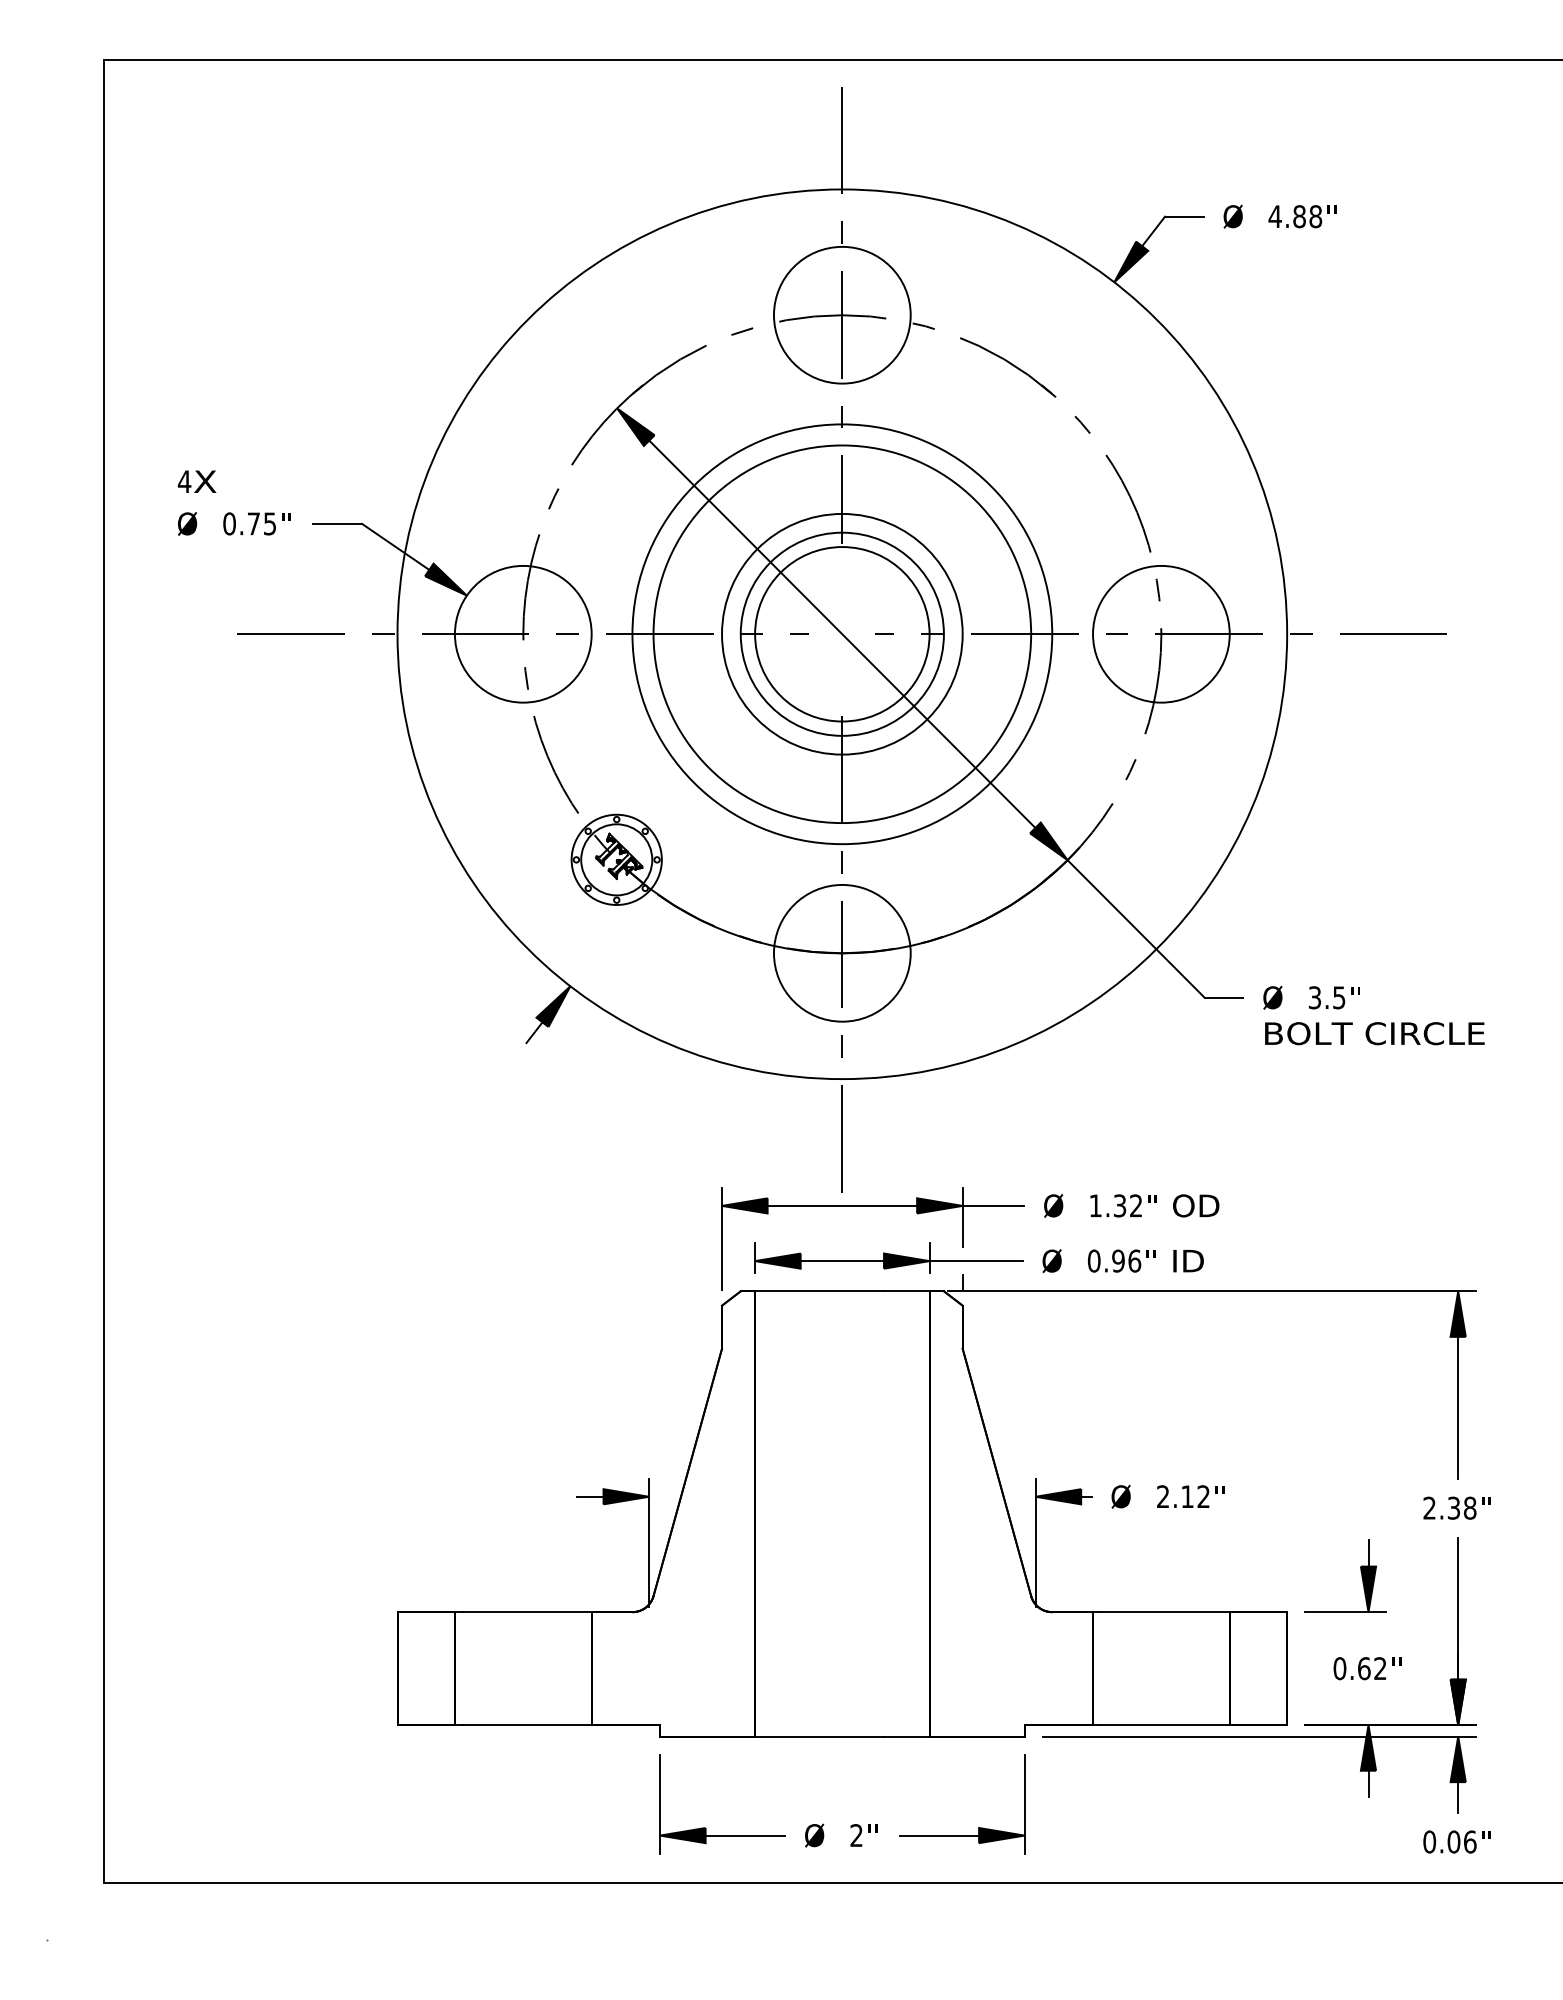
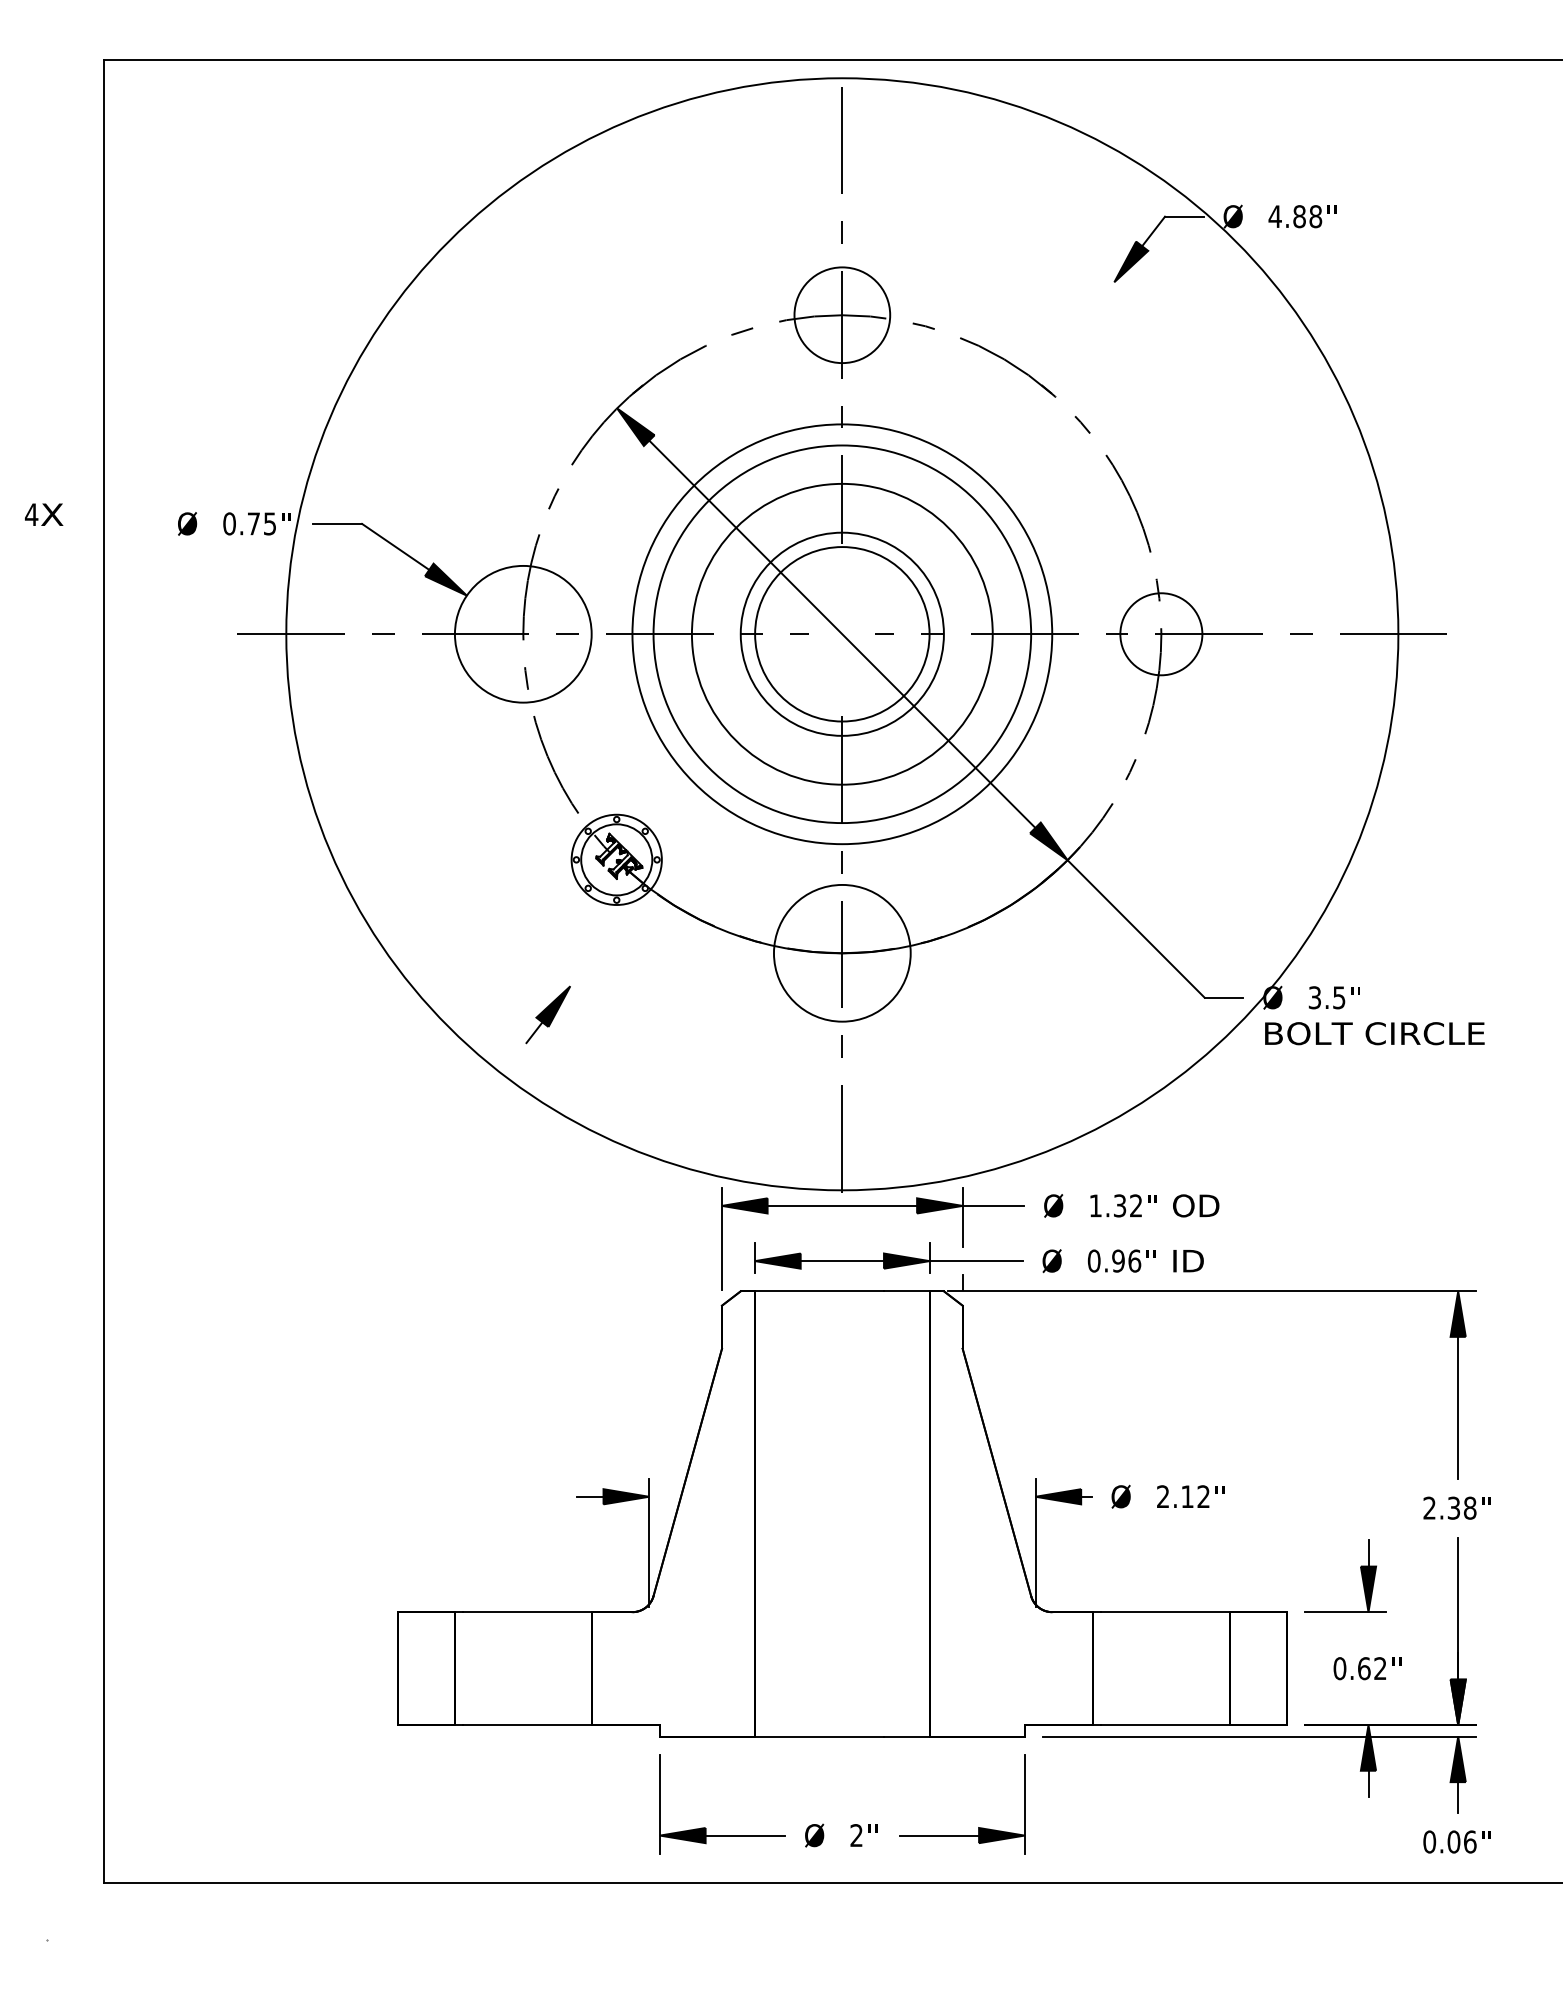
circle diameter: 137 px -> 96 px (842, 315)
text position: (197, 481) -> (44, 514) (44, 514)
circle diameter: 241 px -> 301 px (841, 633)
circle diameter: 137 px -> 82 px (1161, 634)
circle diameter: 890 px -> 1112 px (842, 634)
